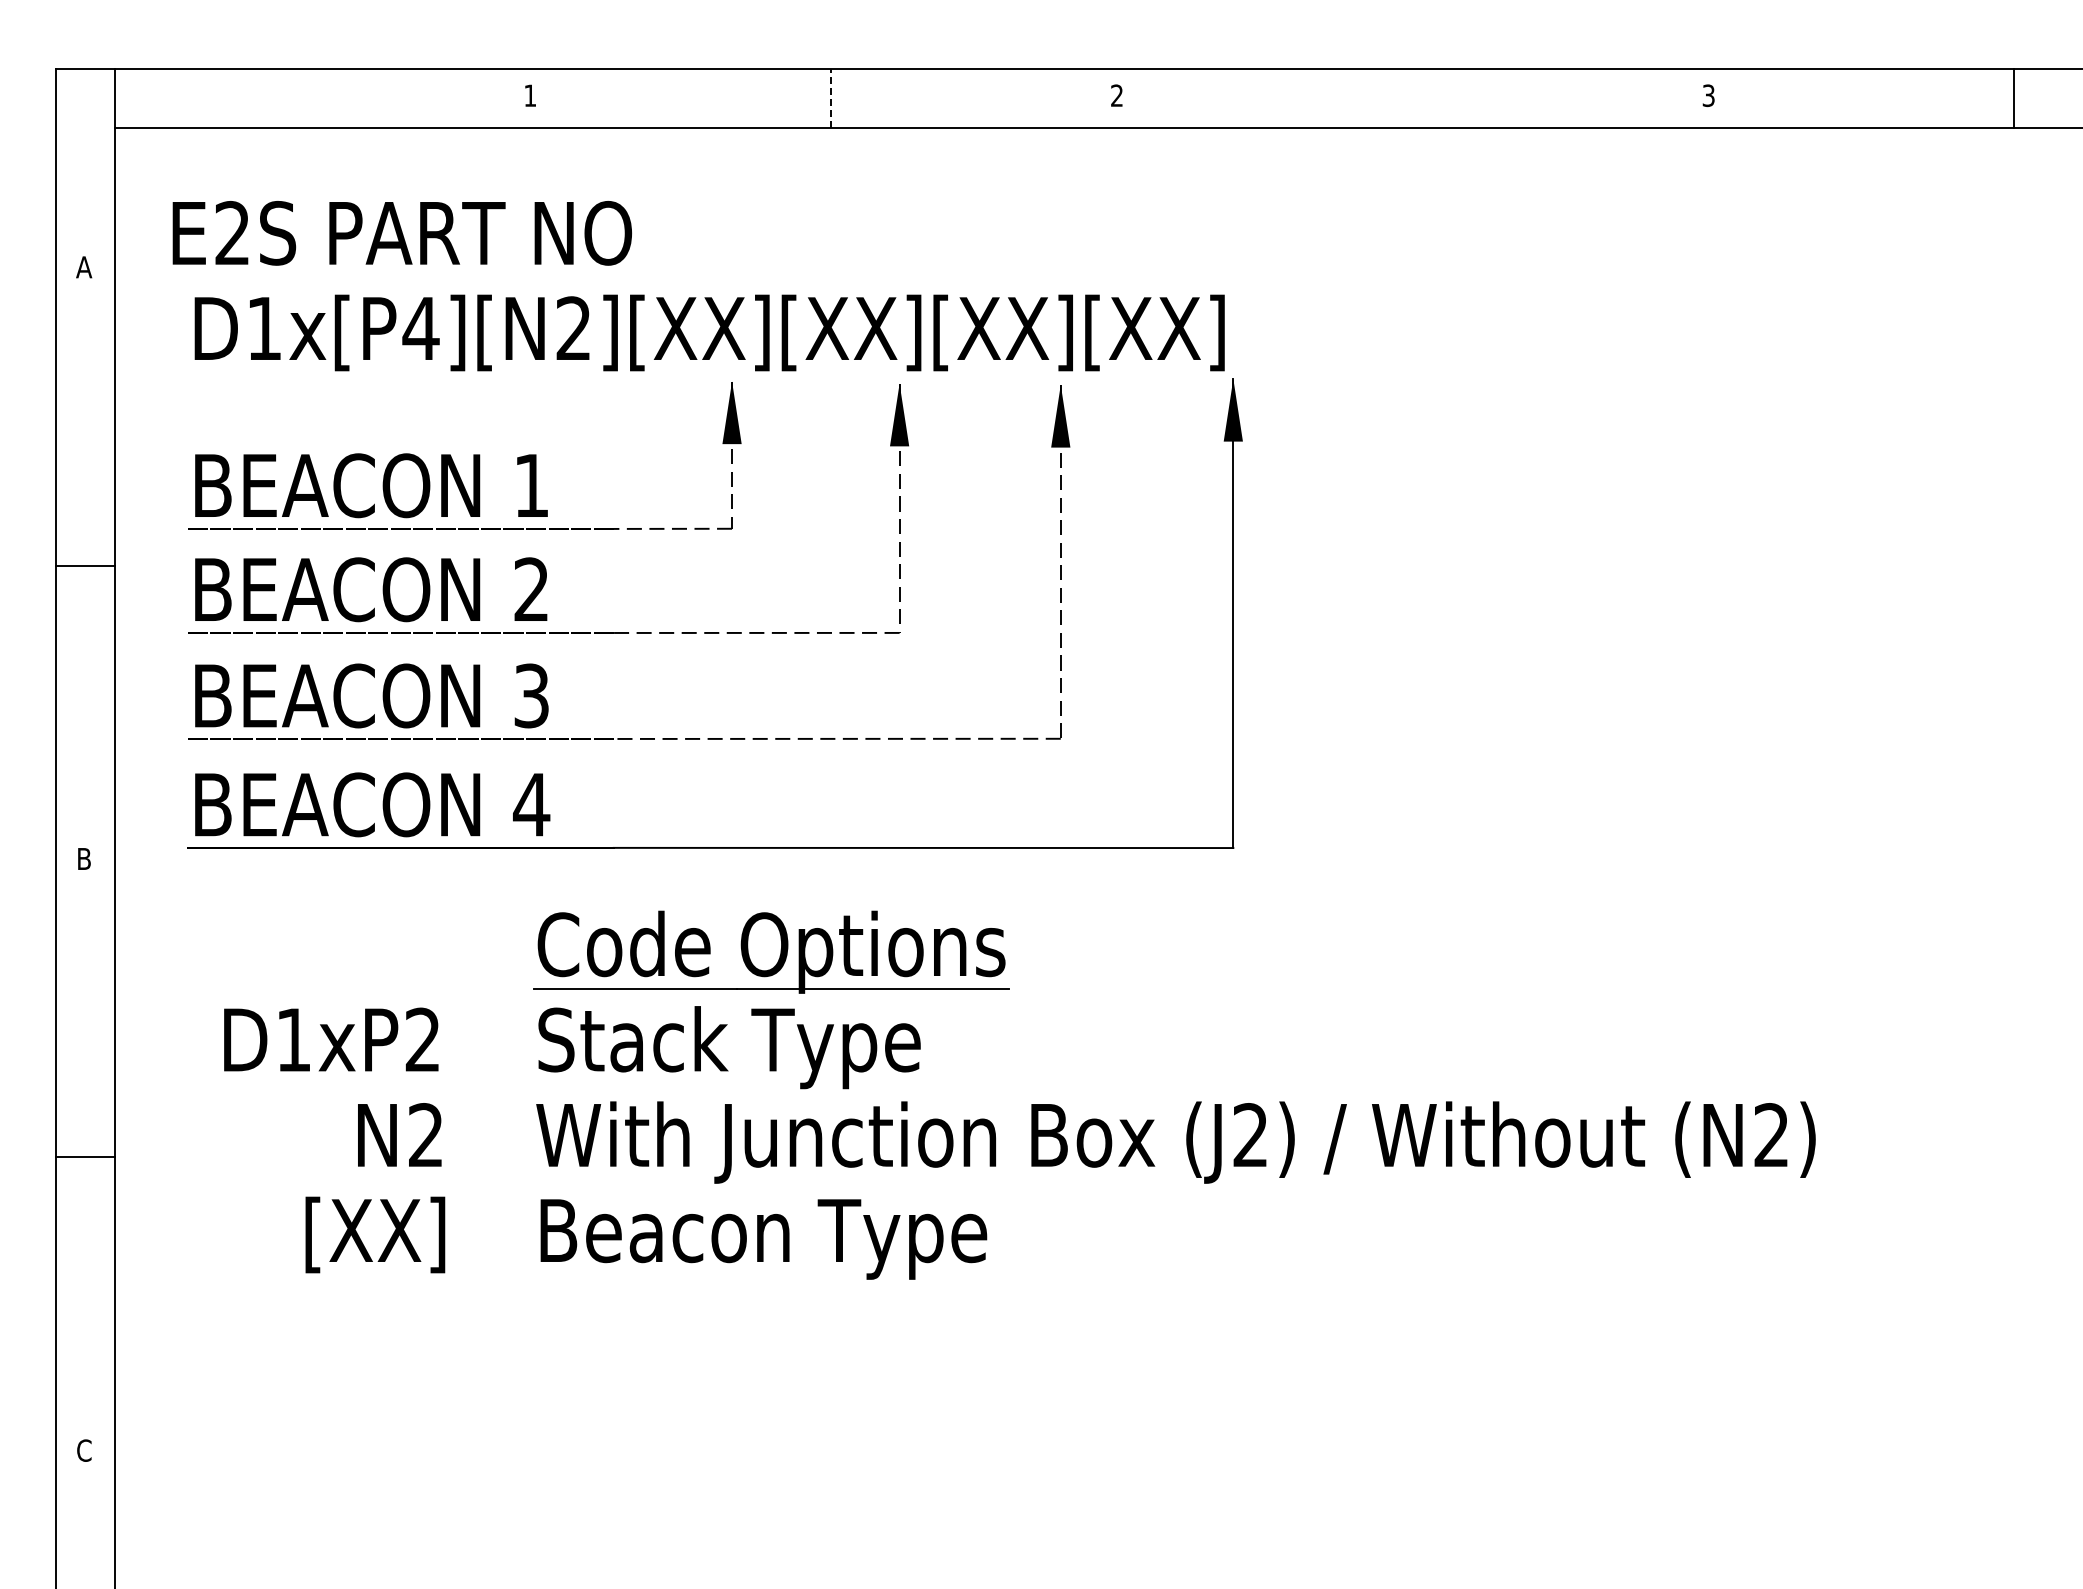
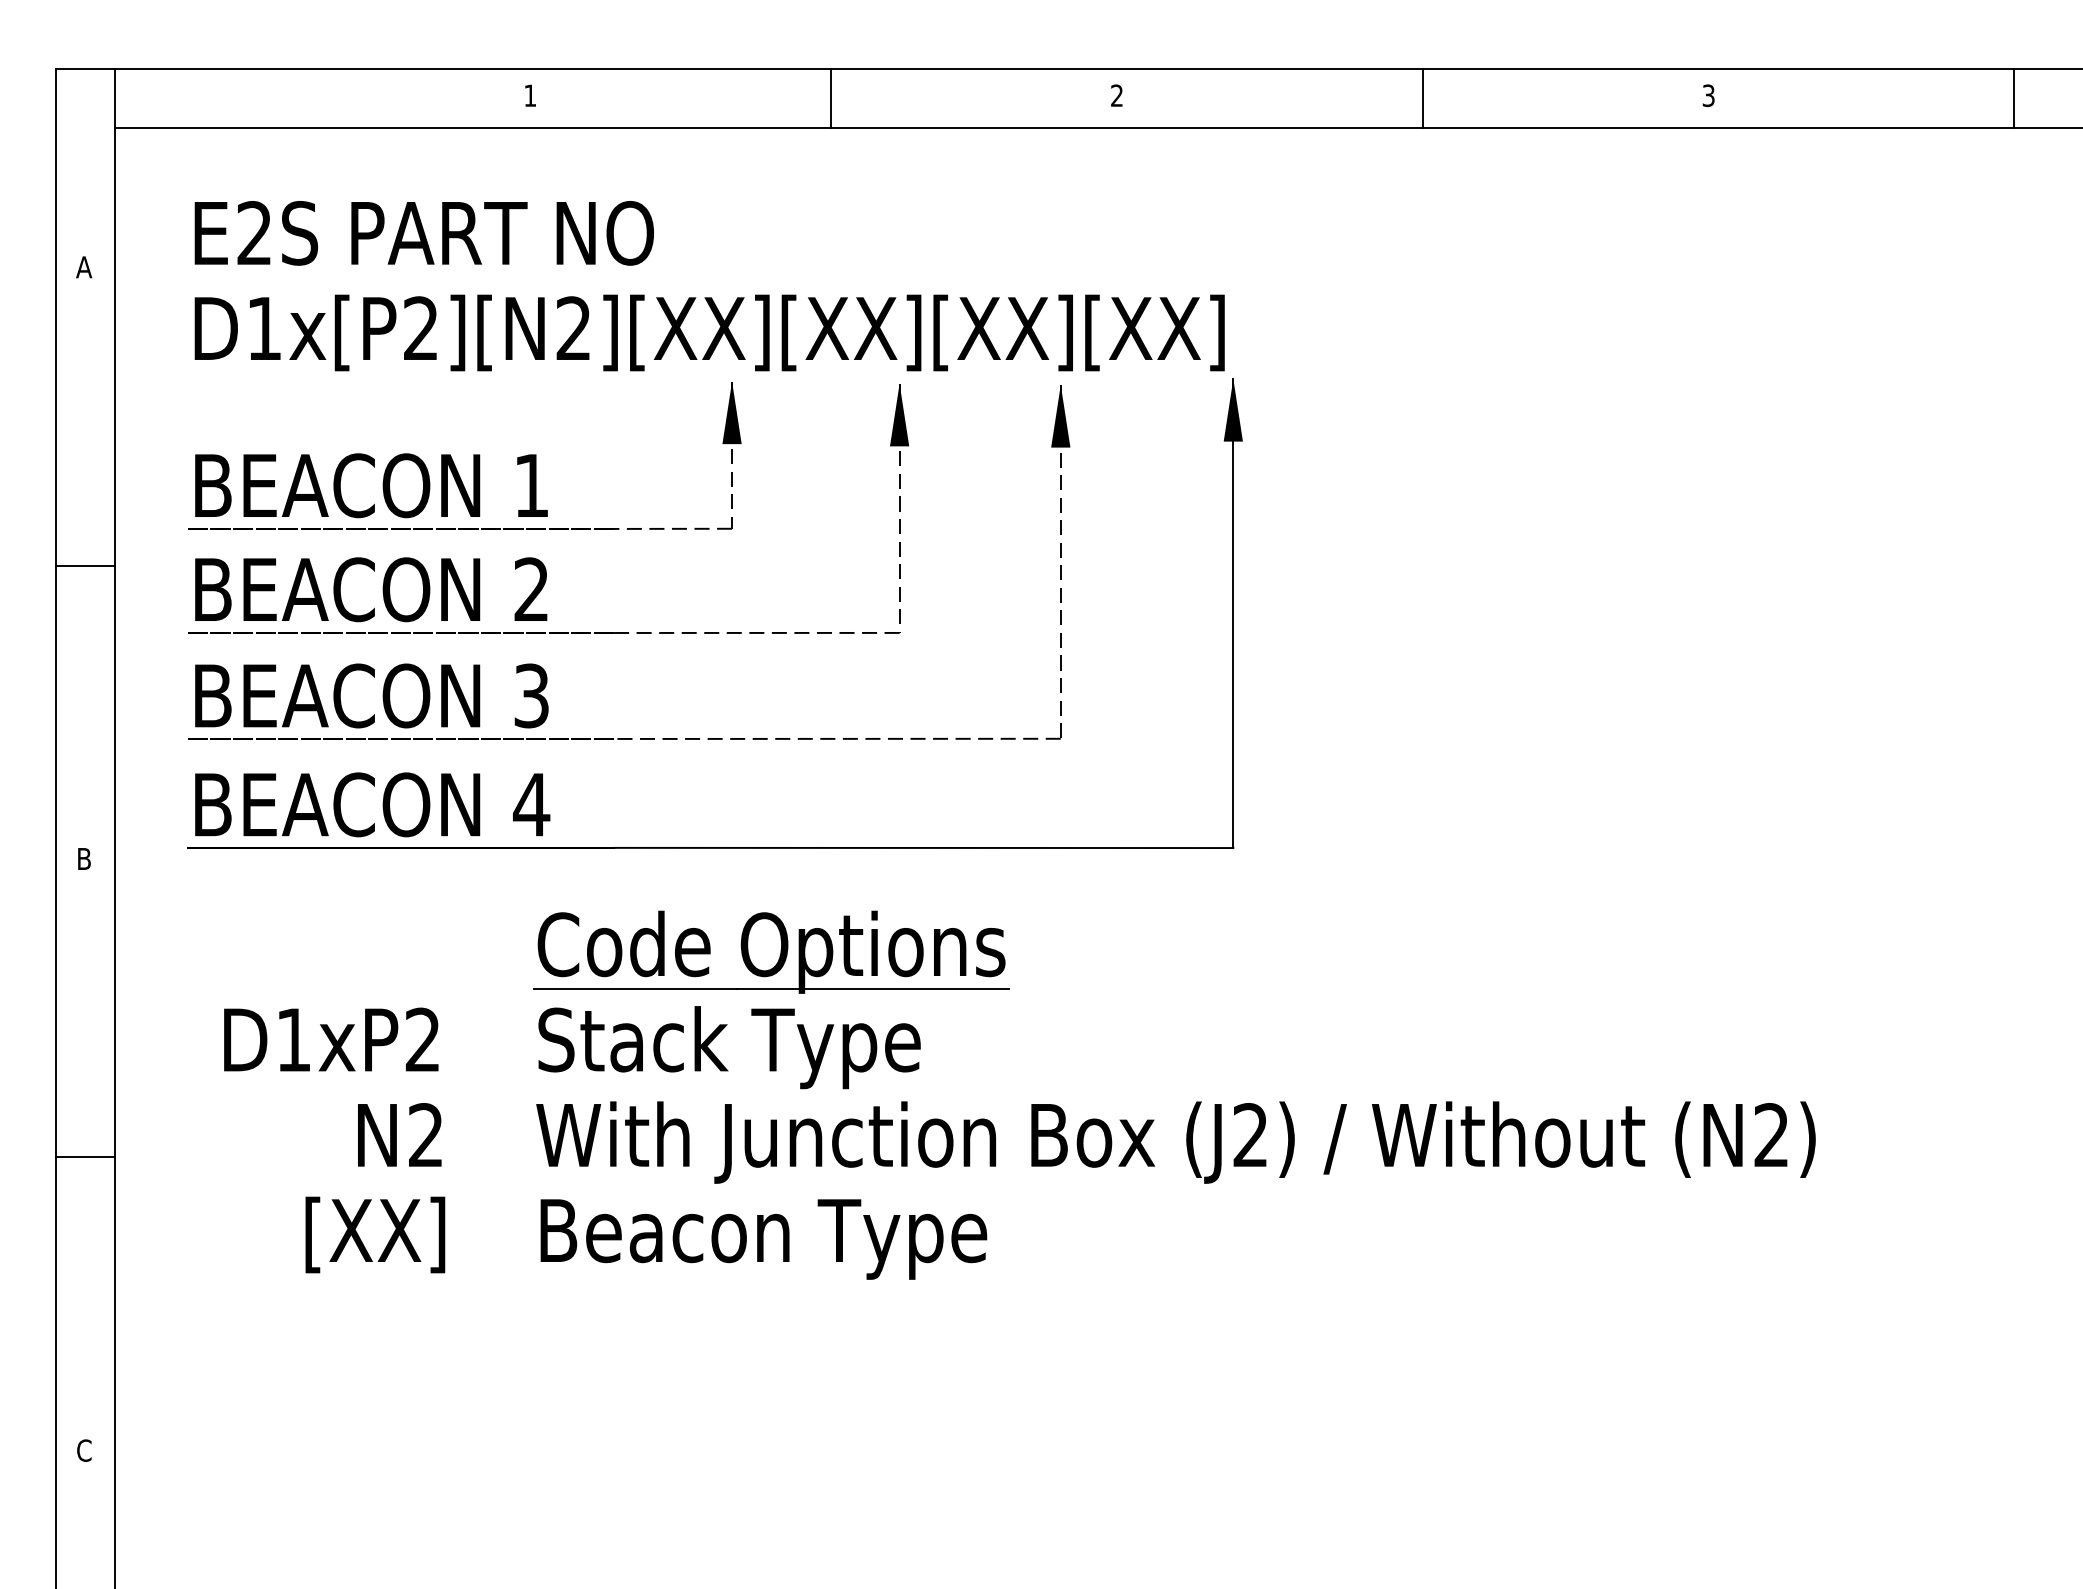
line: none -> present (1422, 97)
line: dashed -> solid (831, 98)
text position: (401, 233) -> (423, 233) (423, 233)
text: D1x[P4][N2][XX][XX][XX][XX] -> D1x[P2][N2][XX][XX][XX][XX] (420, 327)
